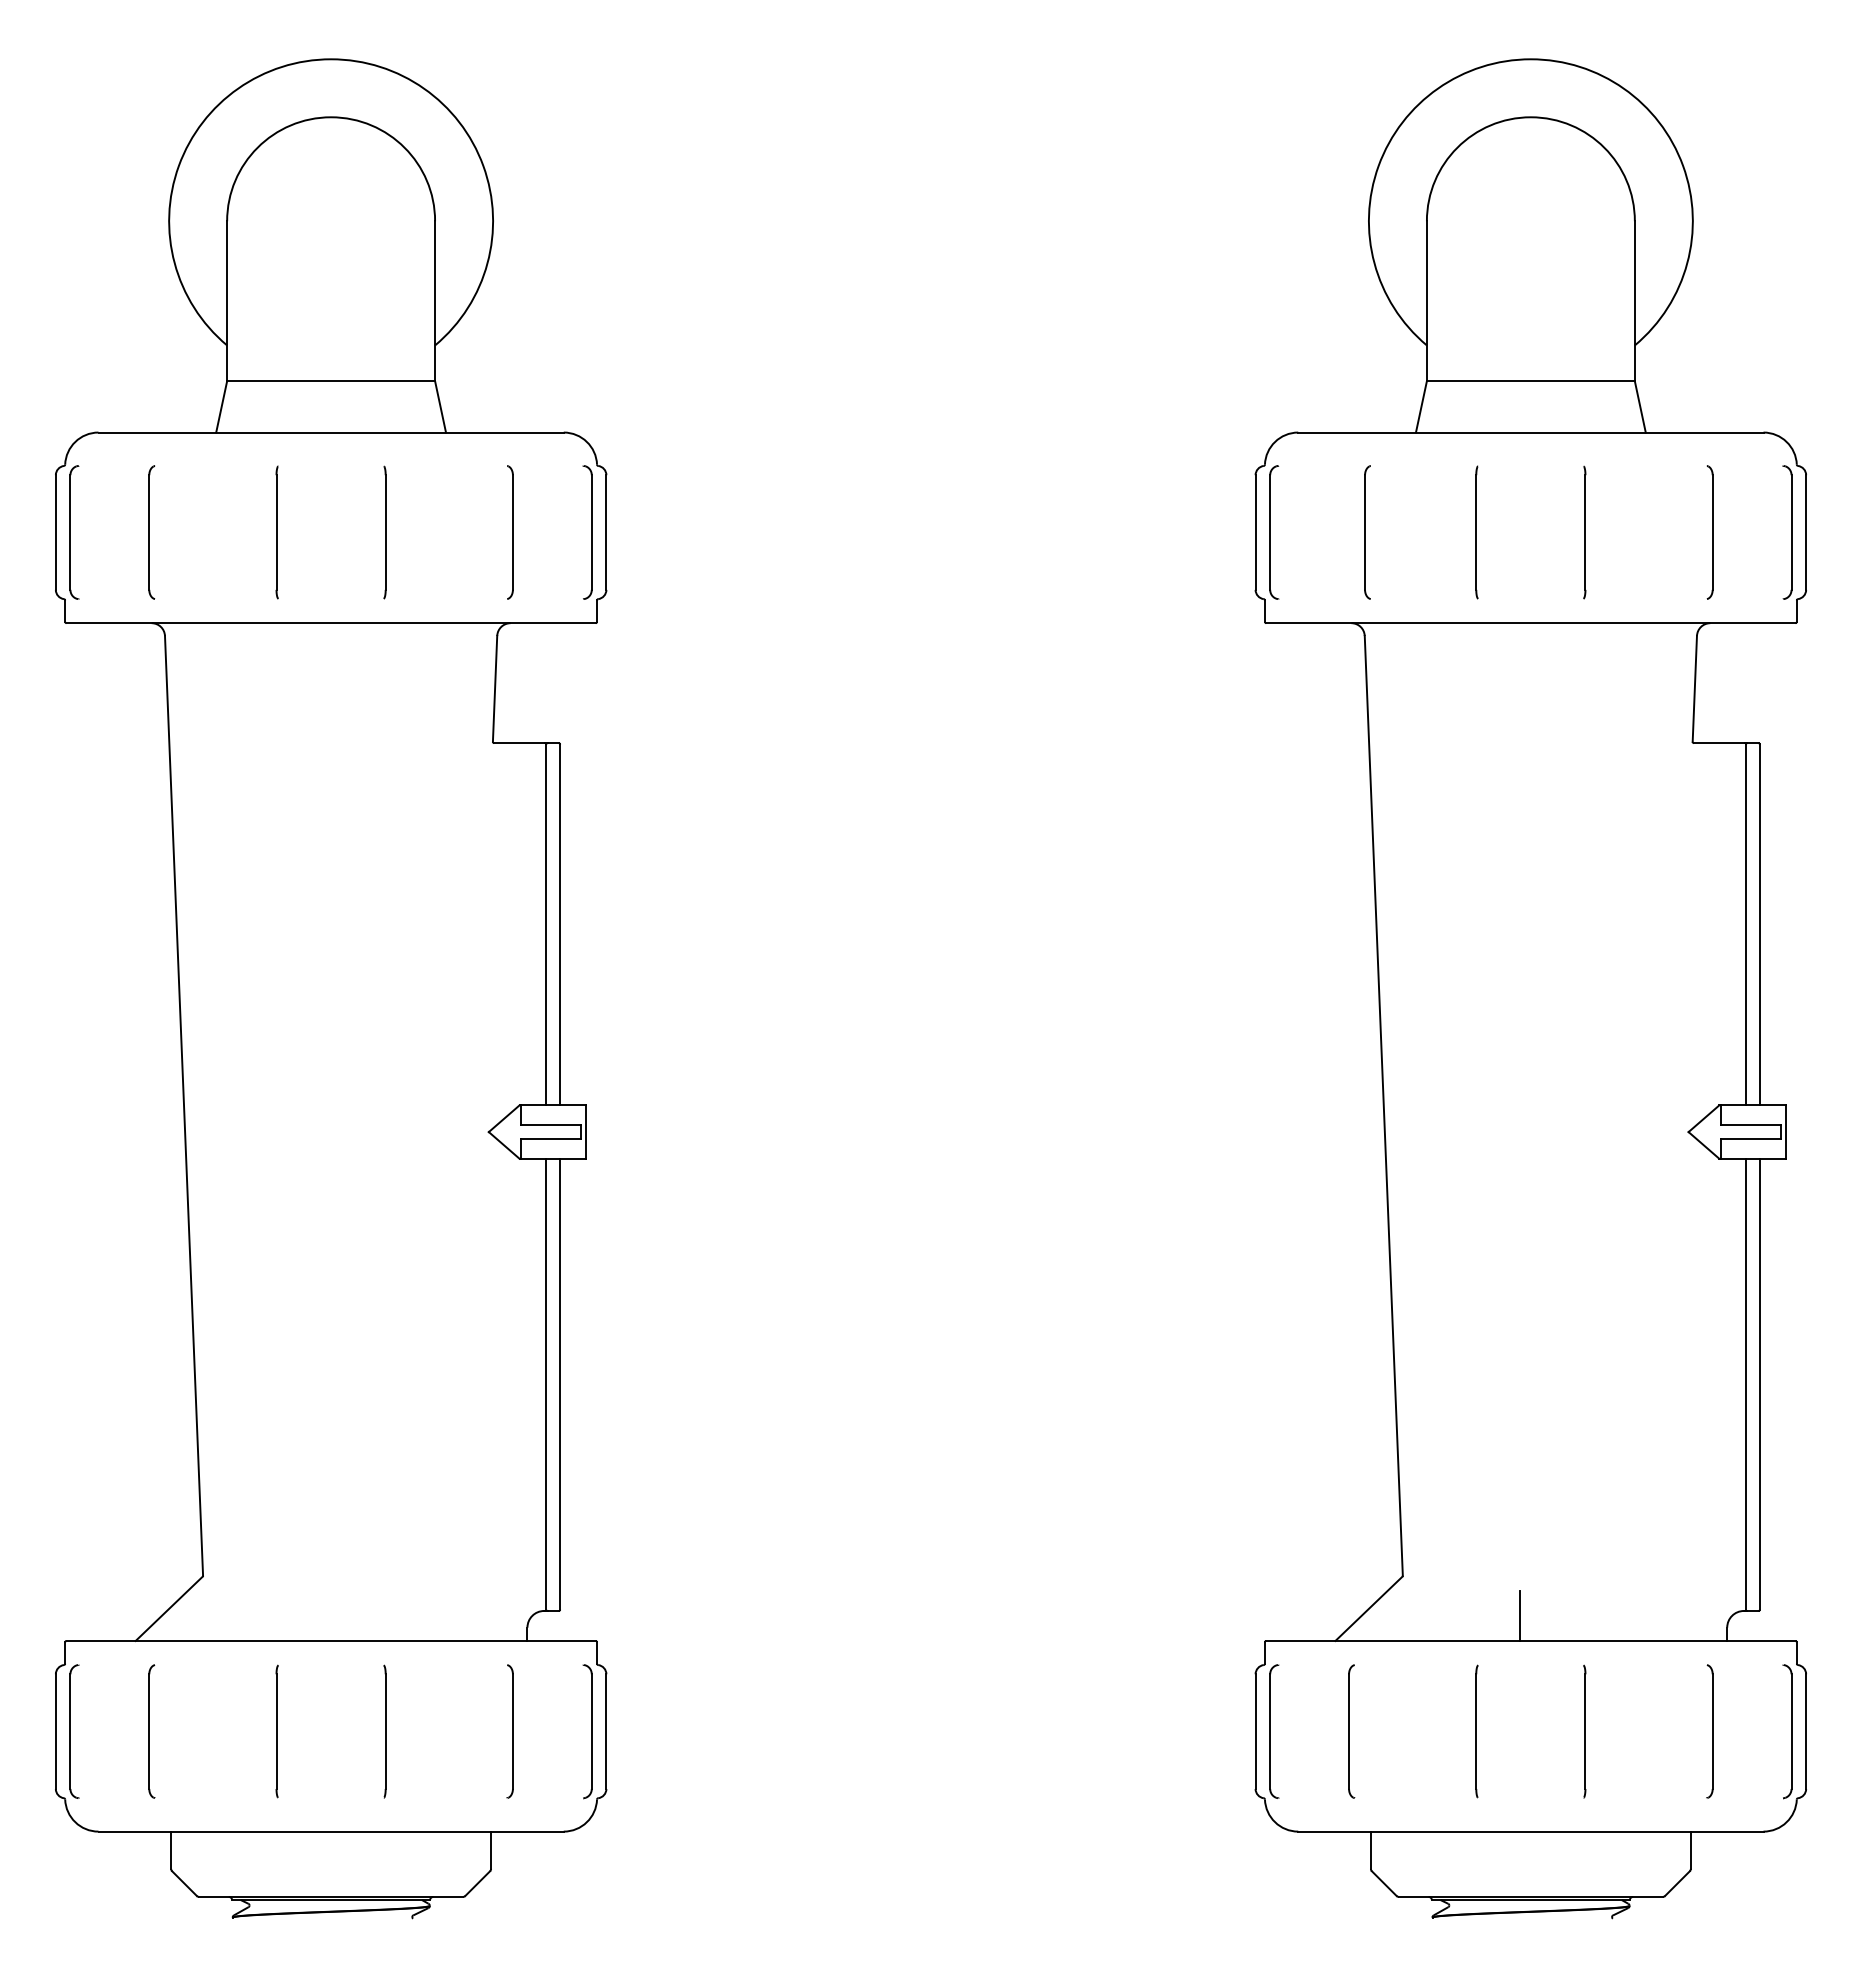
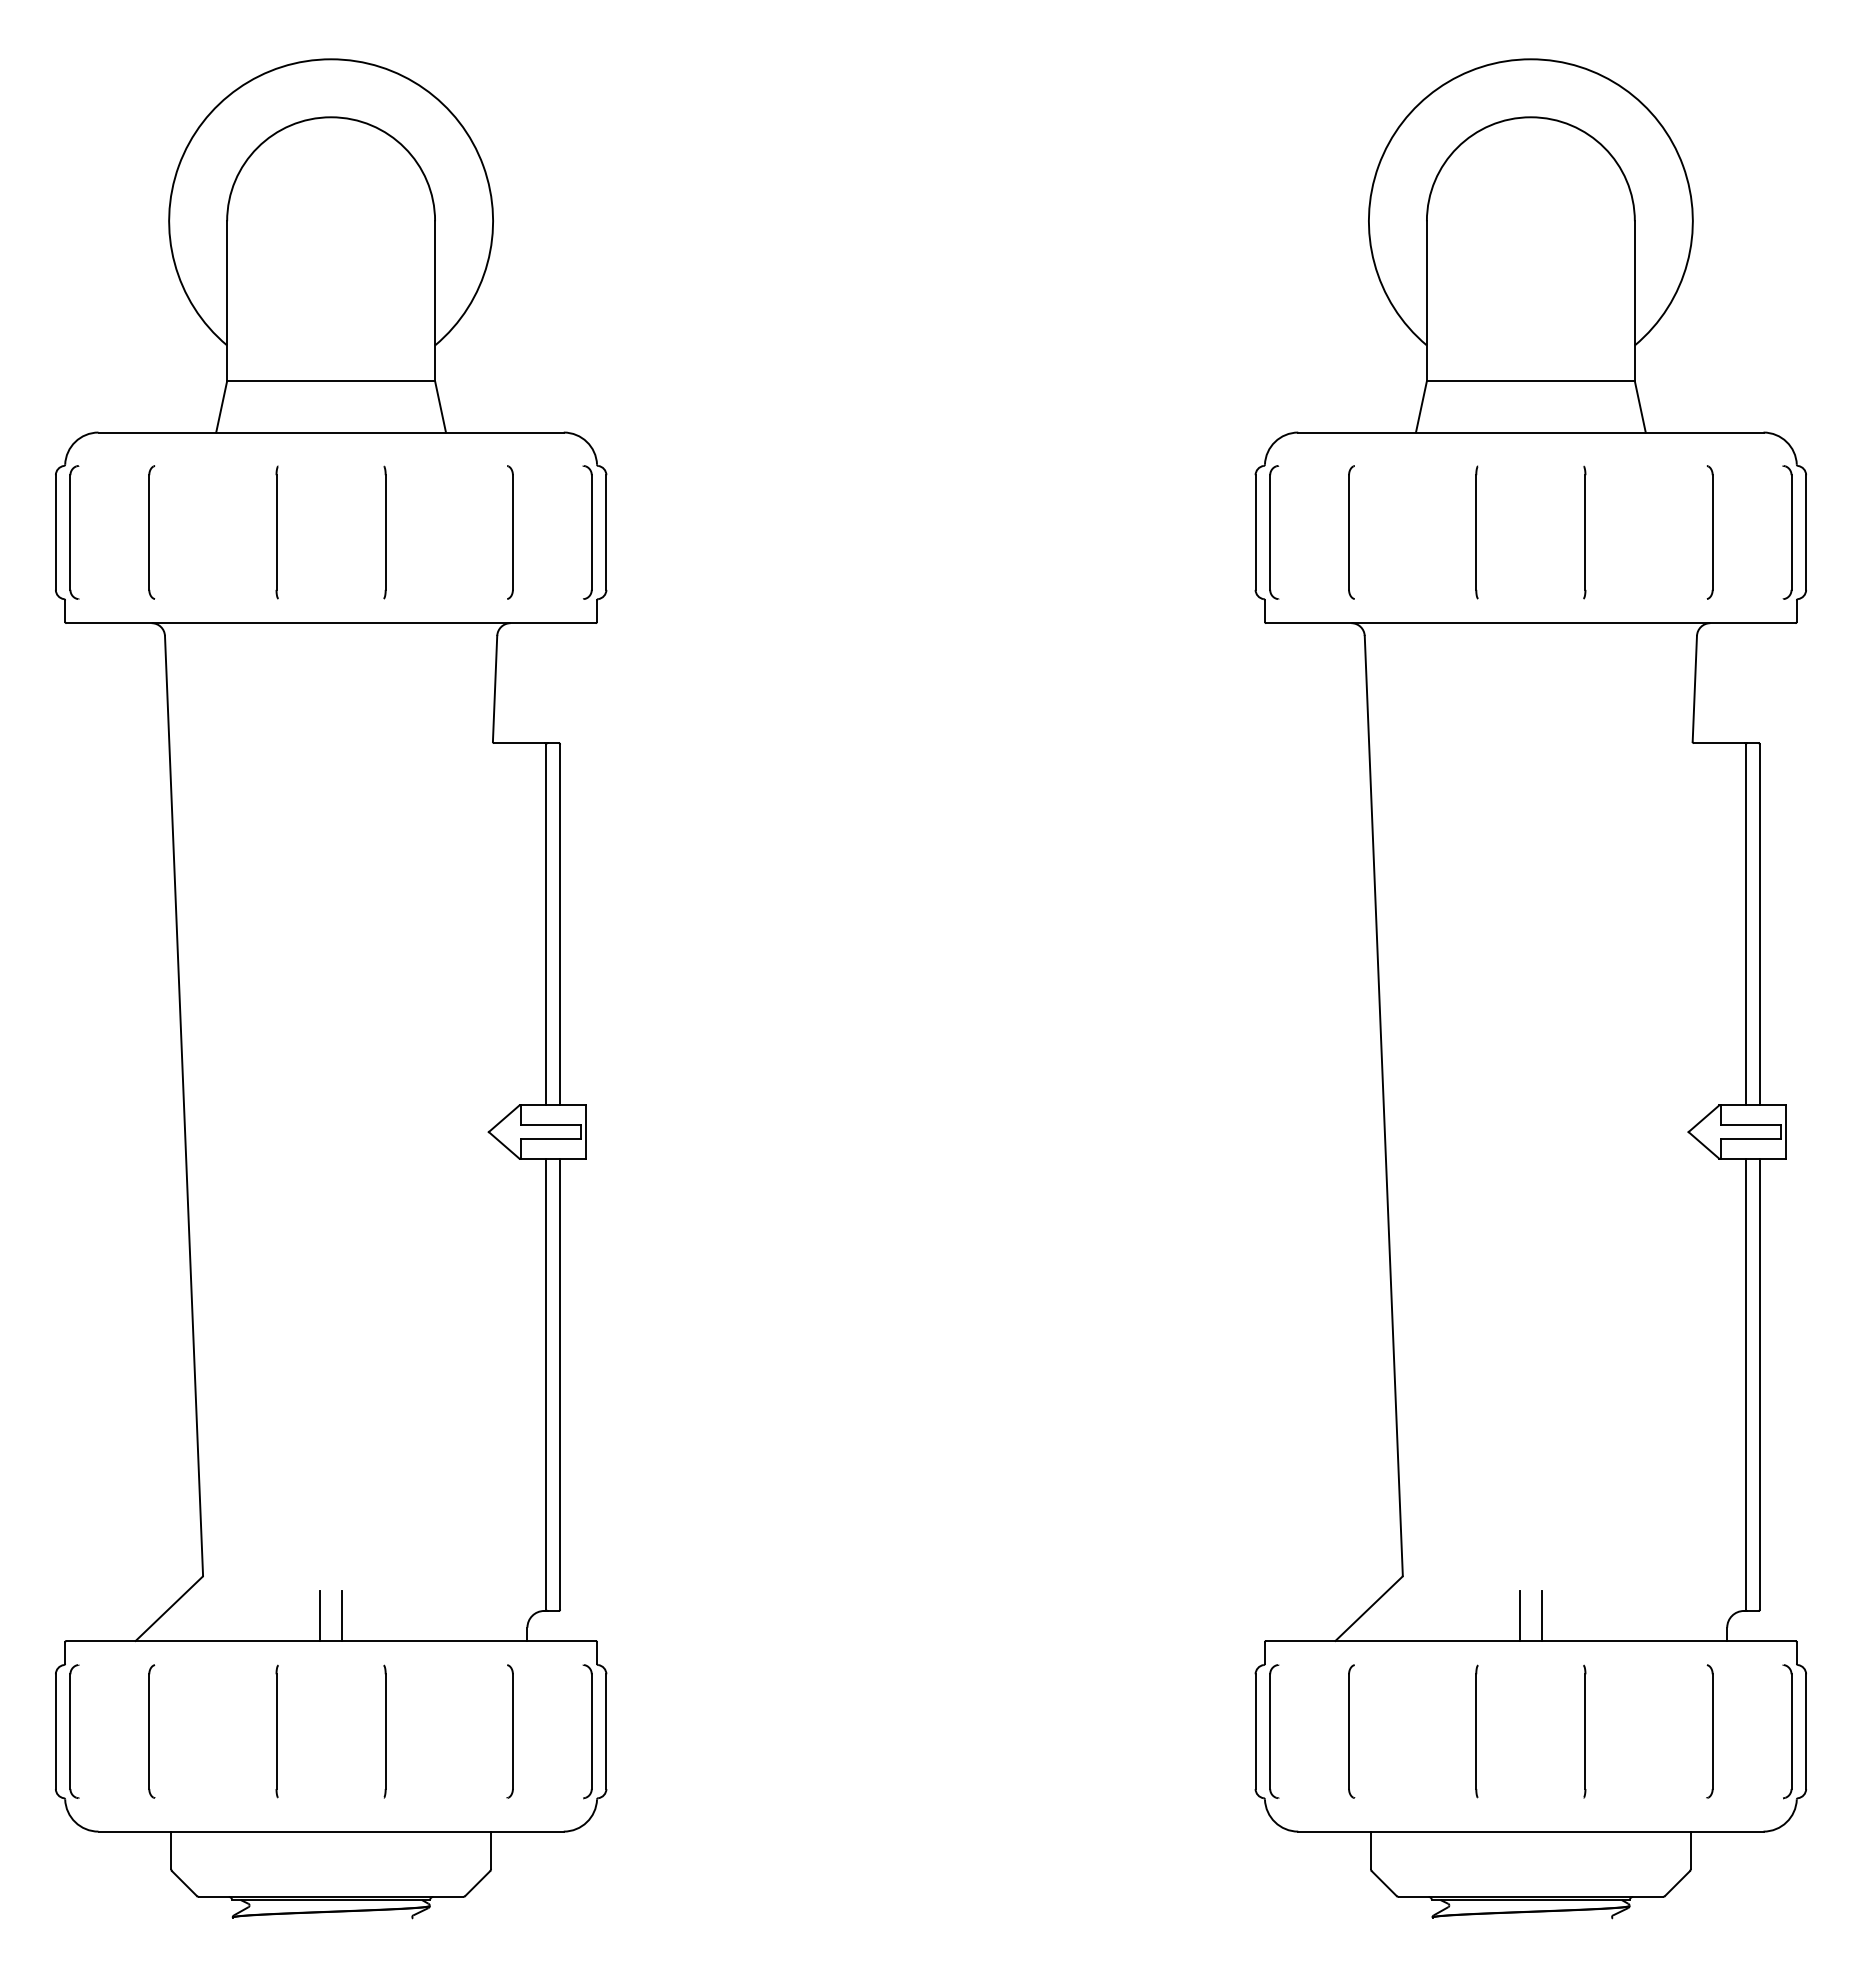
part position: (1367, 532) -> (1351, 532) (1351, 532)
line: none -> present (320, 1615)
line: none -> present (341, 1615)
line: none -> present (1541, 1615)
